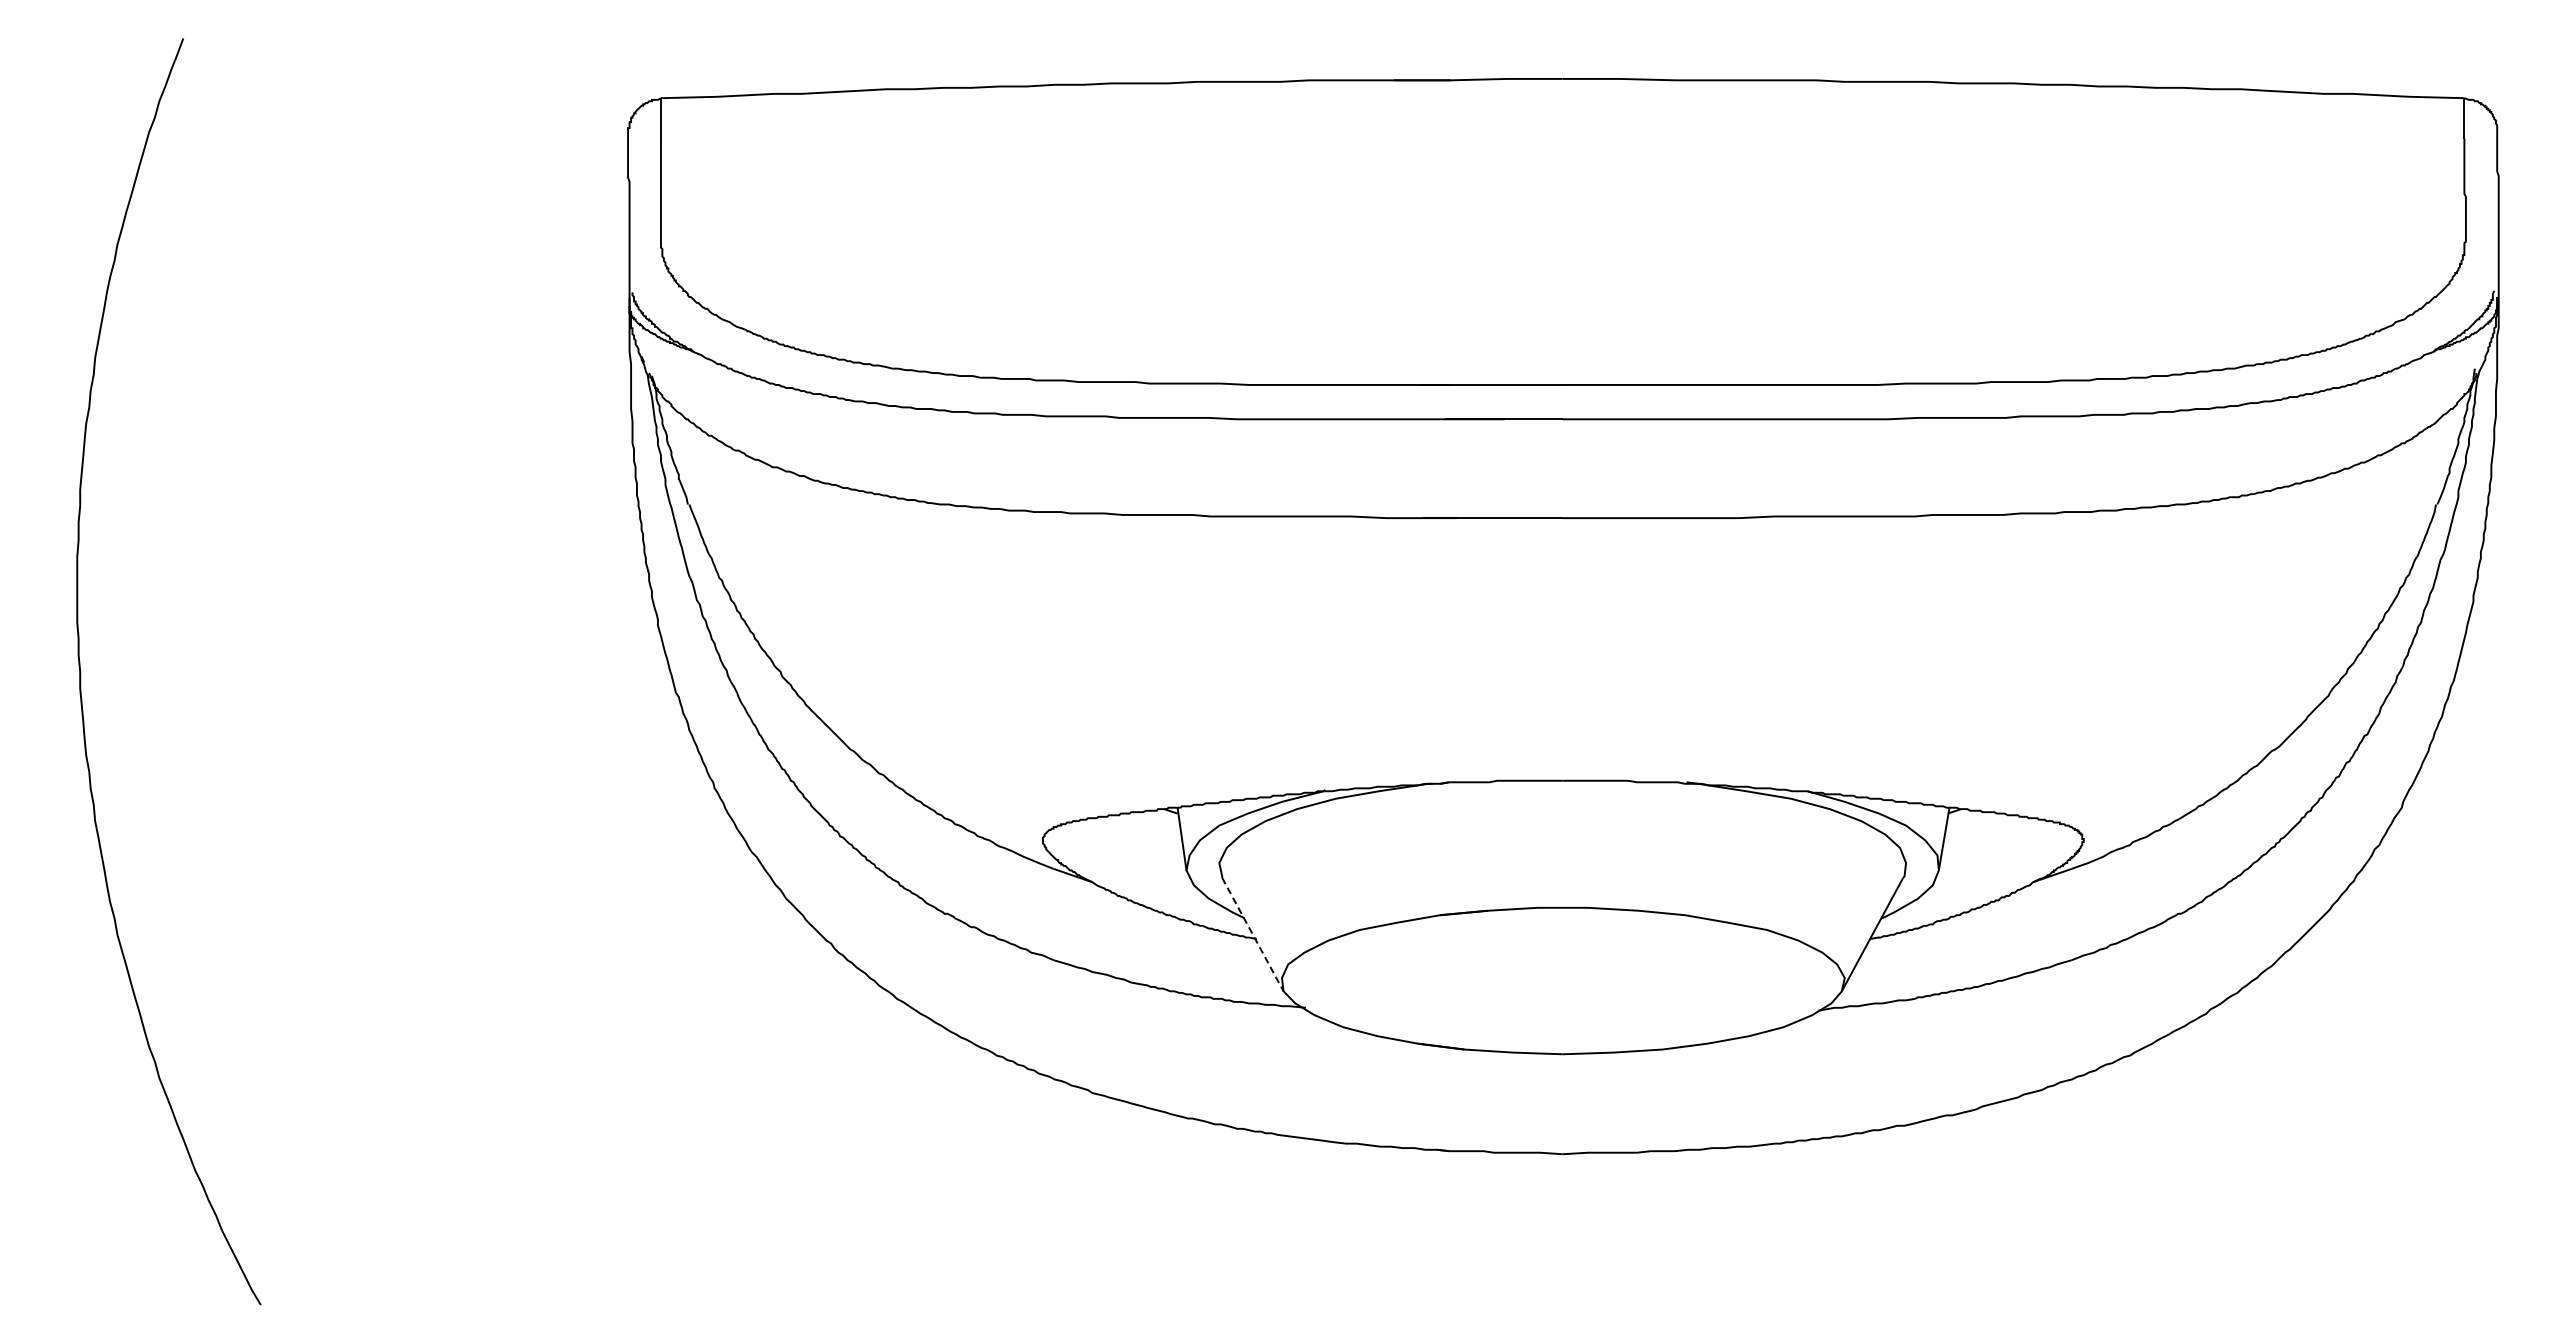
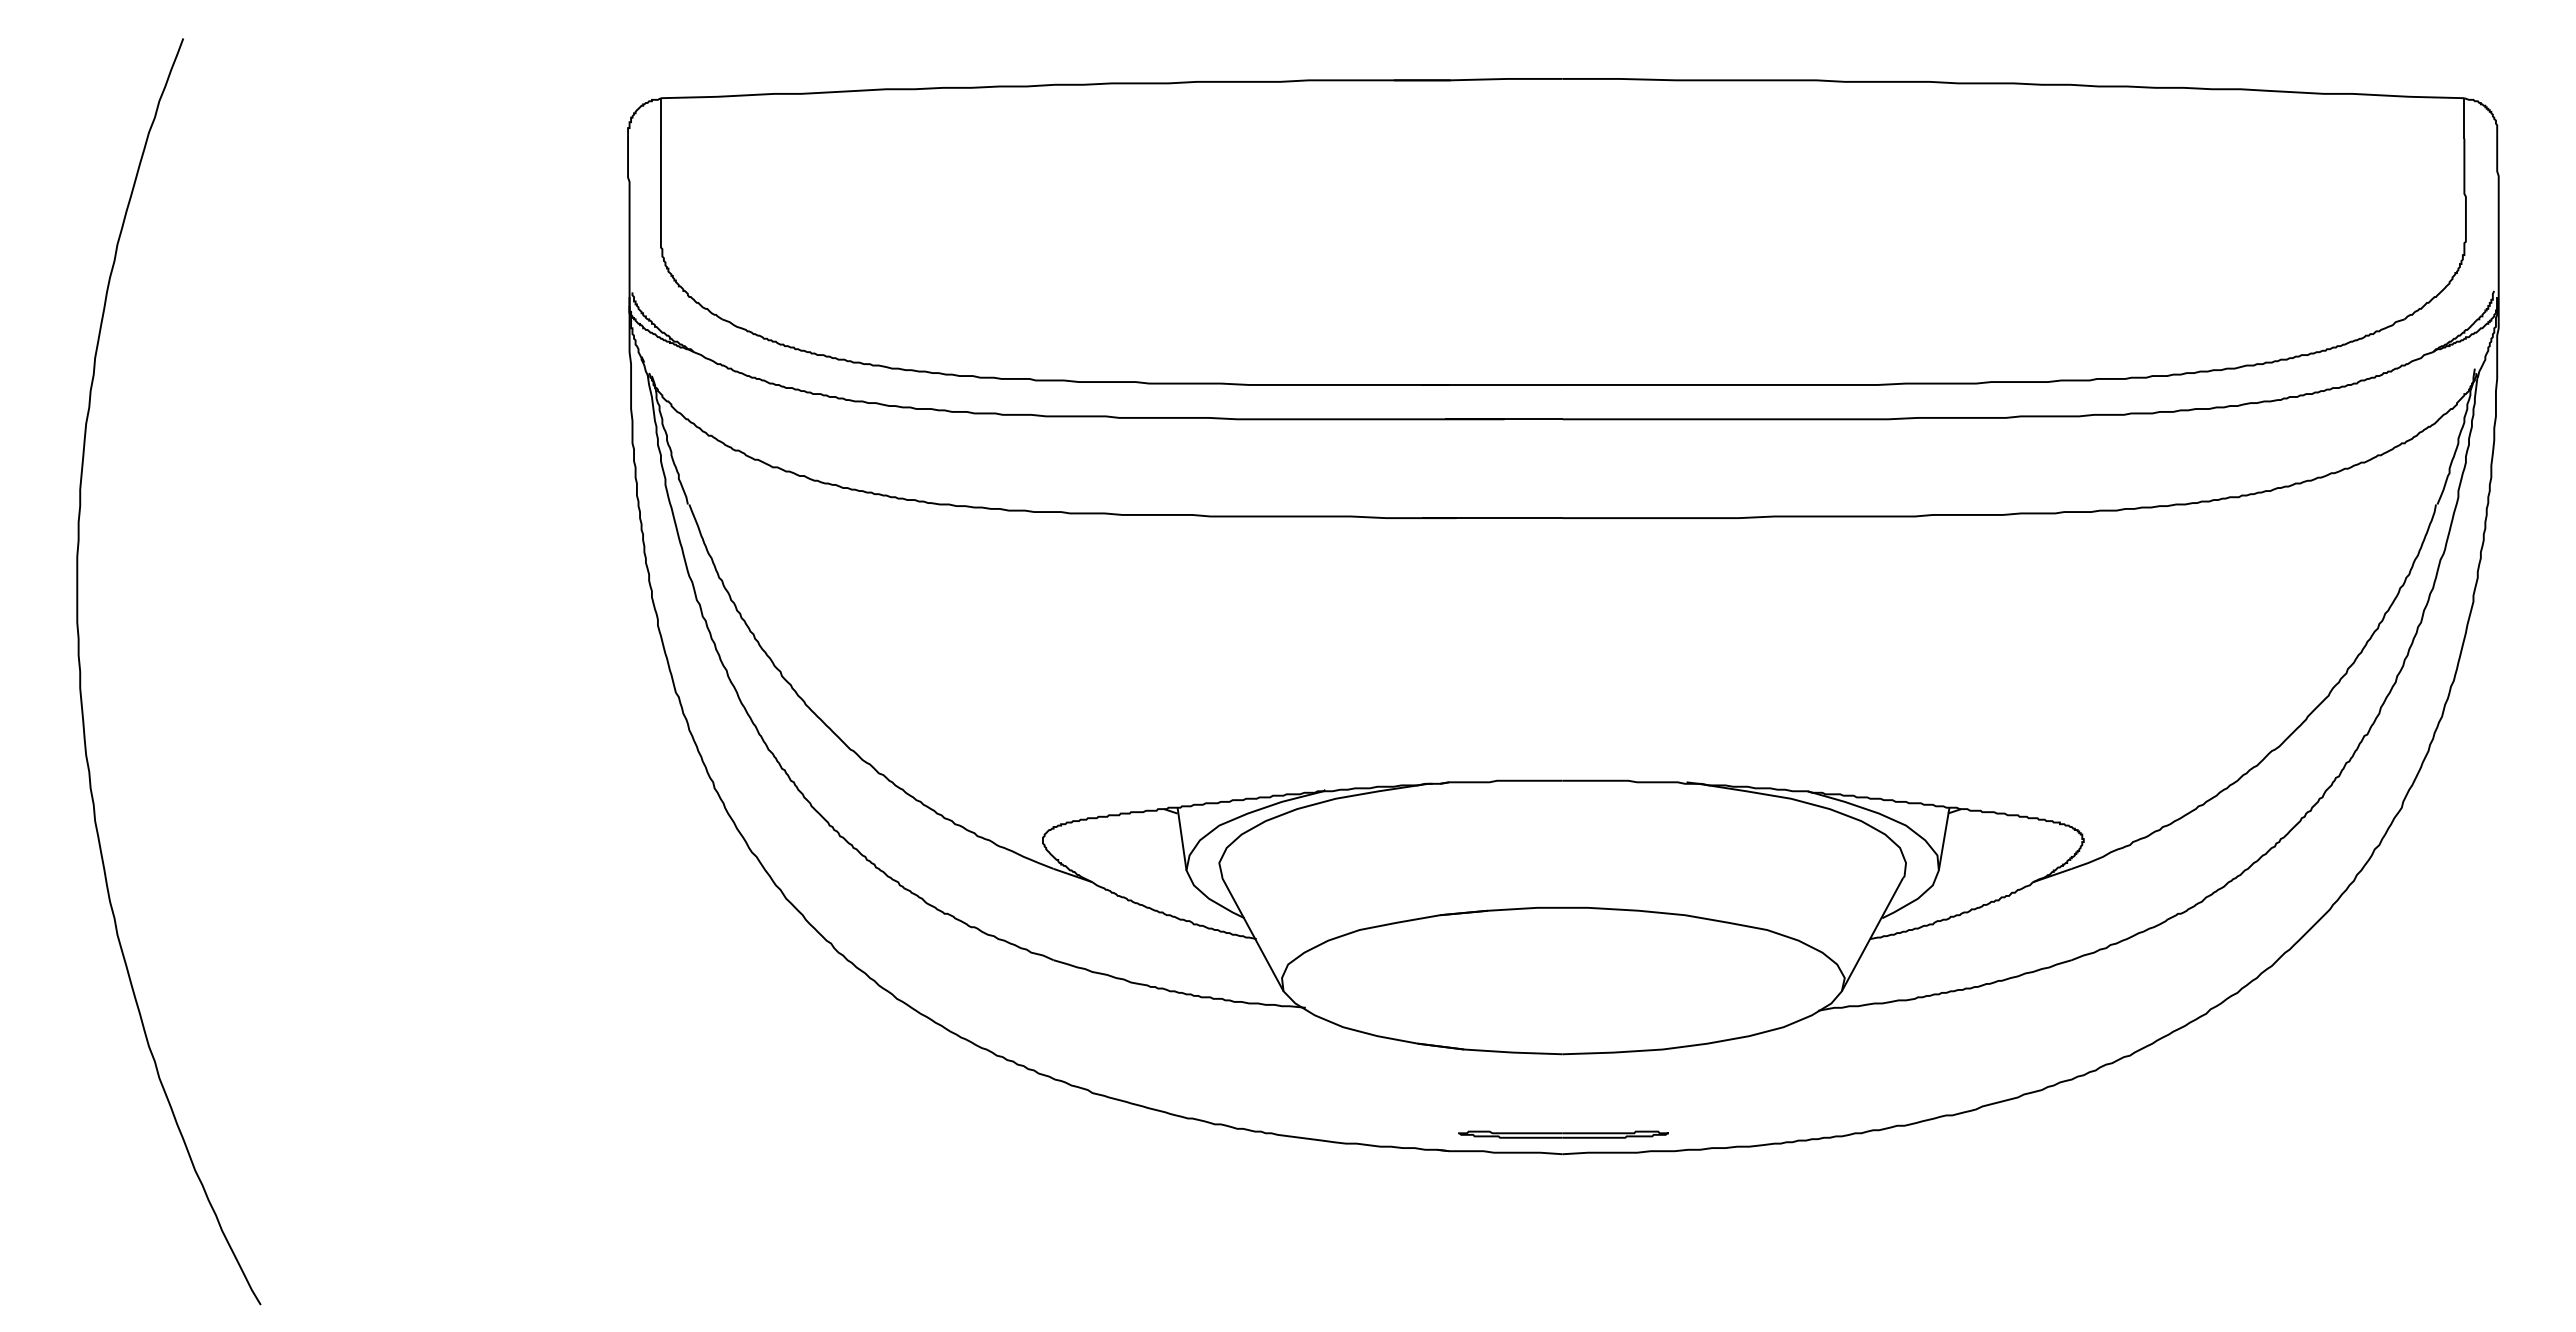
line: dashed -> solid (1253, 935)
part: none -> present (1563, 1134)
